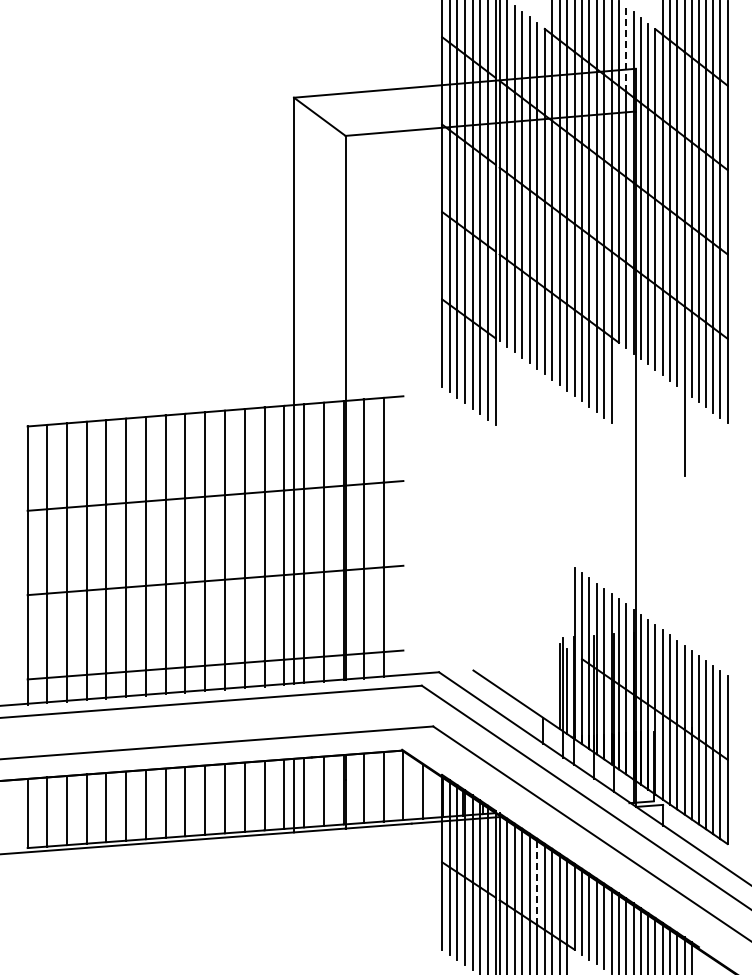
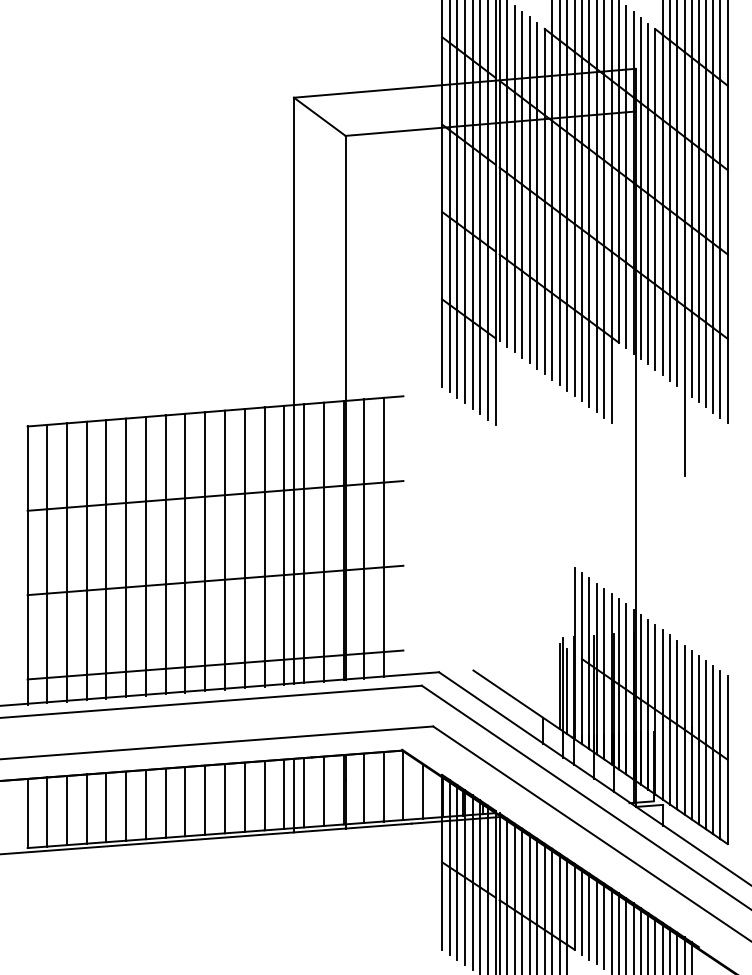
line: dashed -> solid (626, 49)
line: dashed -> solid (537, 881)
